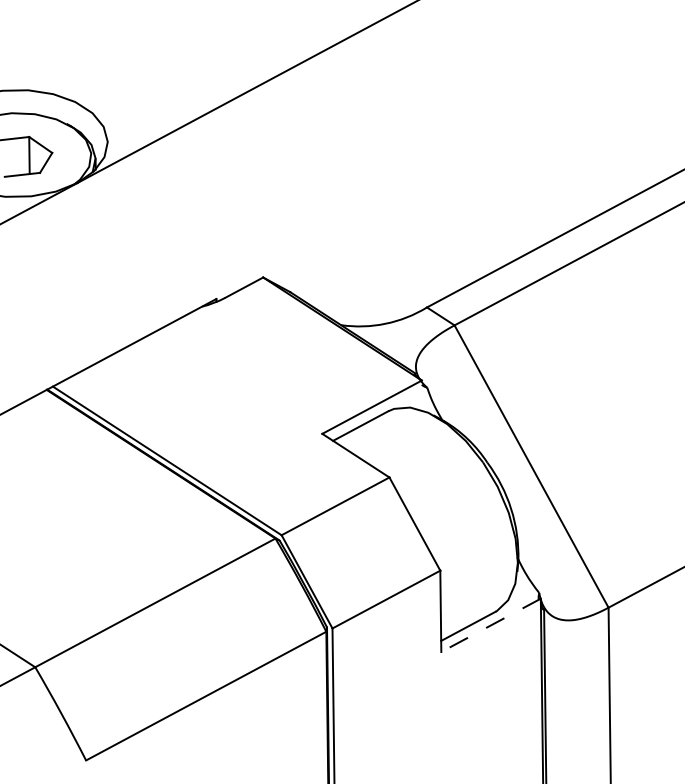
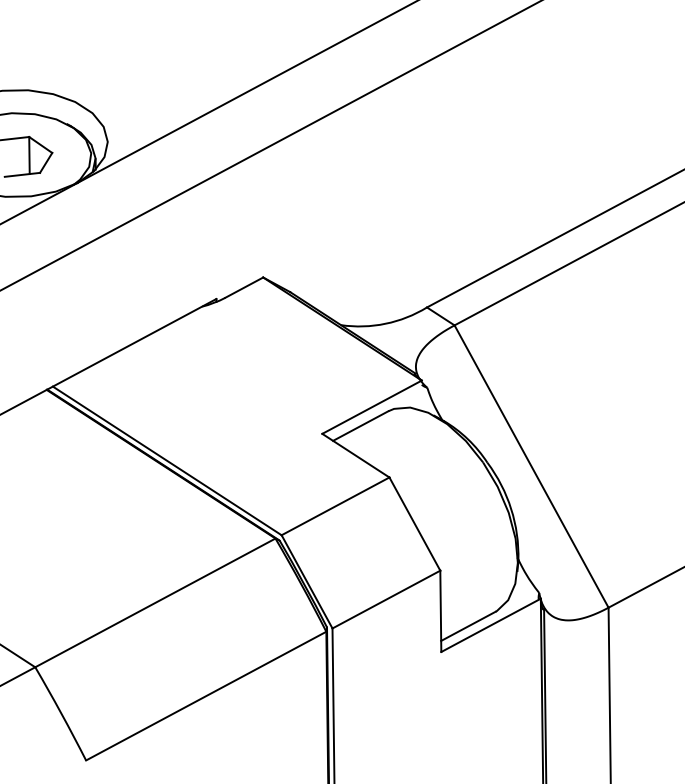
line: none -> present (270, 145)
line: dashed -> solid (490, 625)
